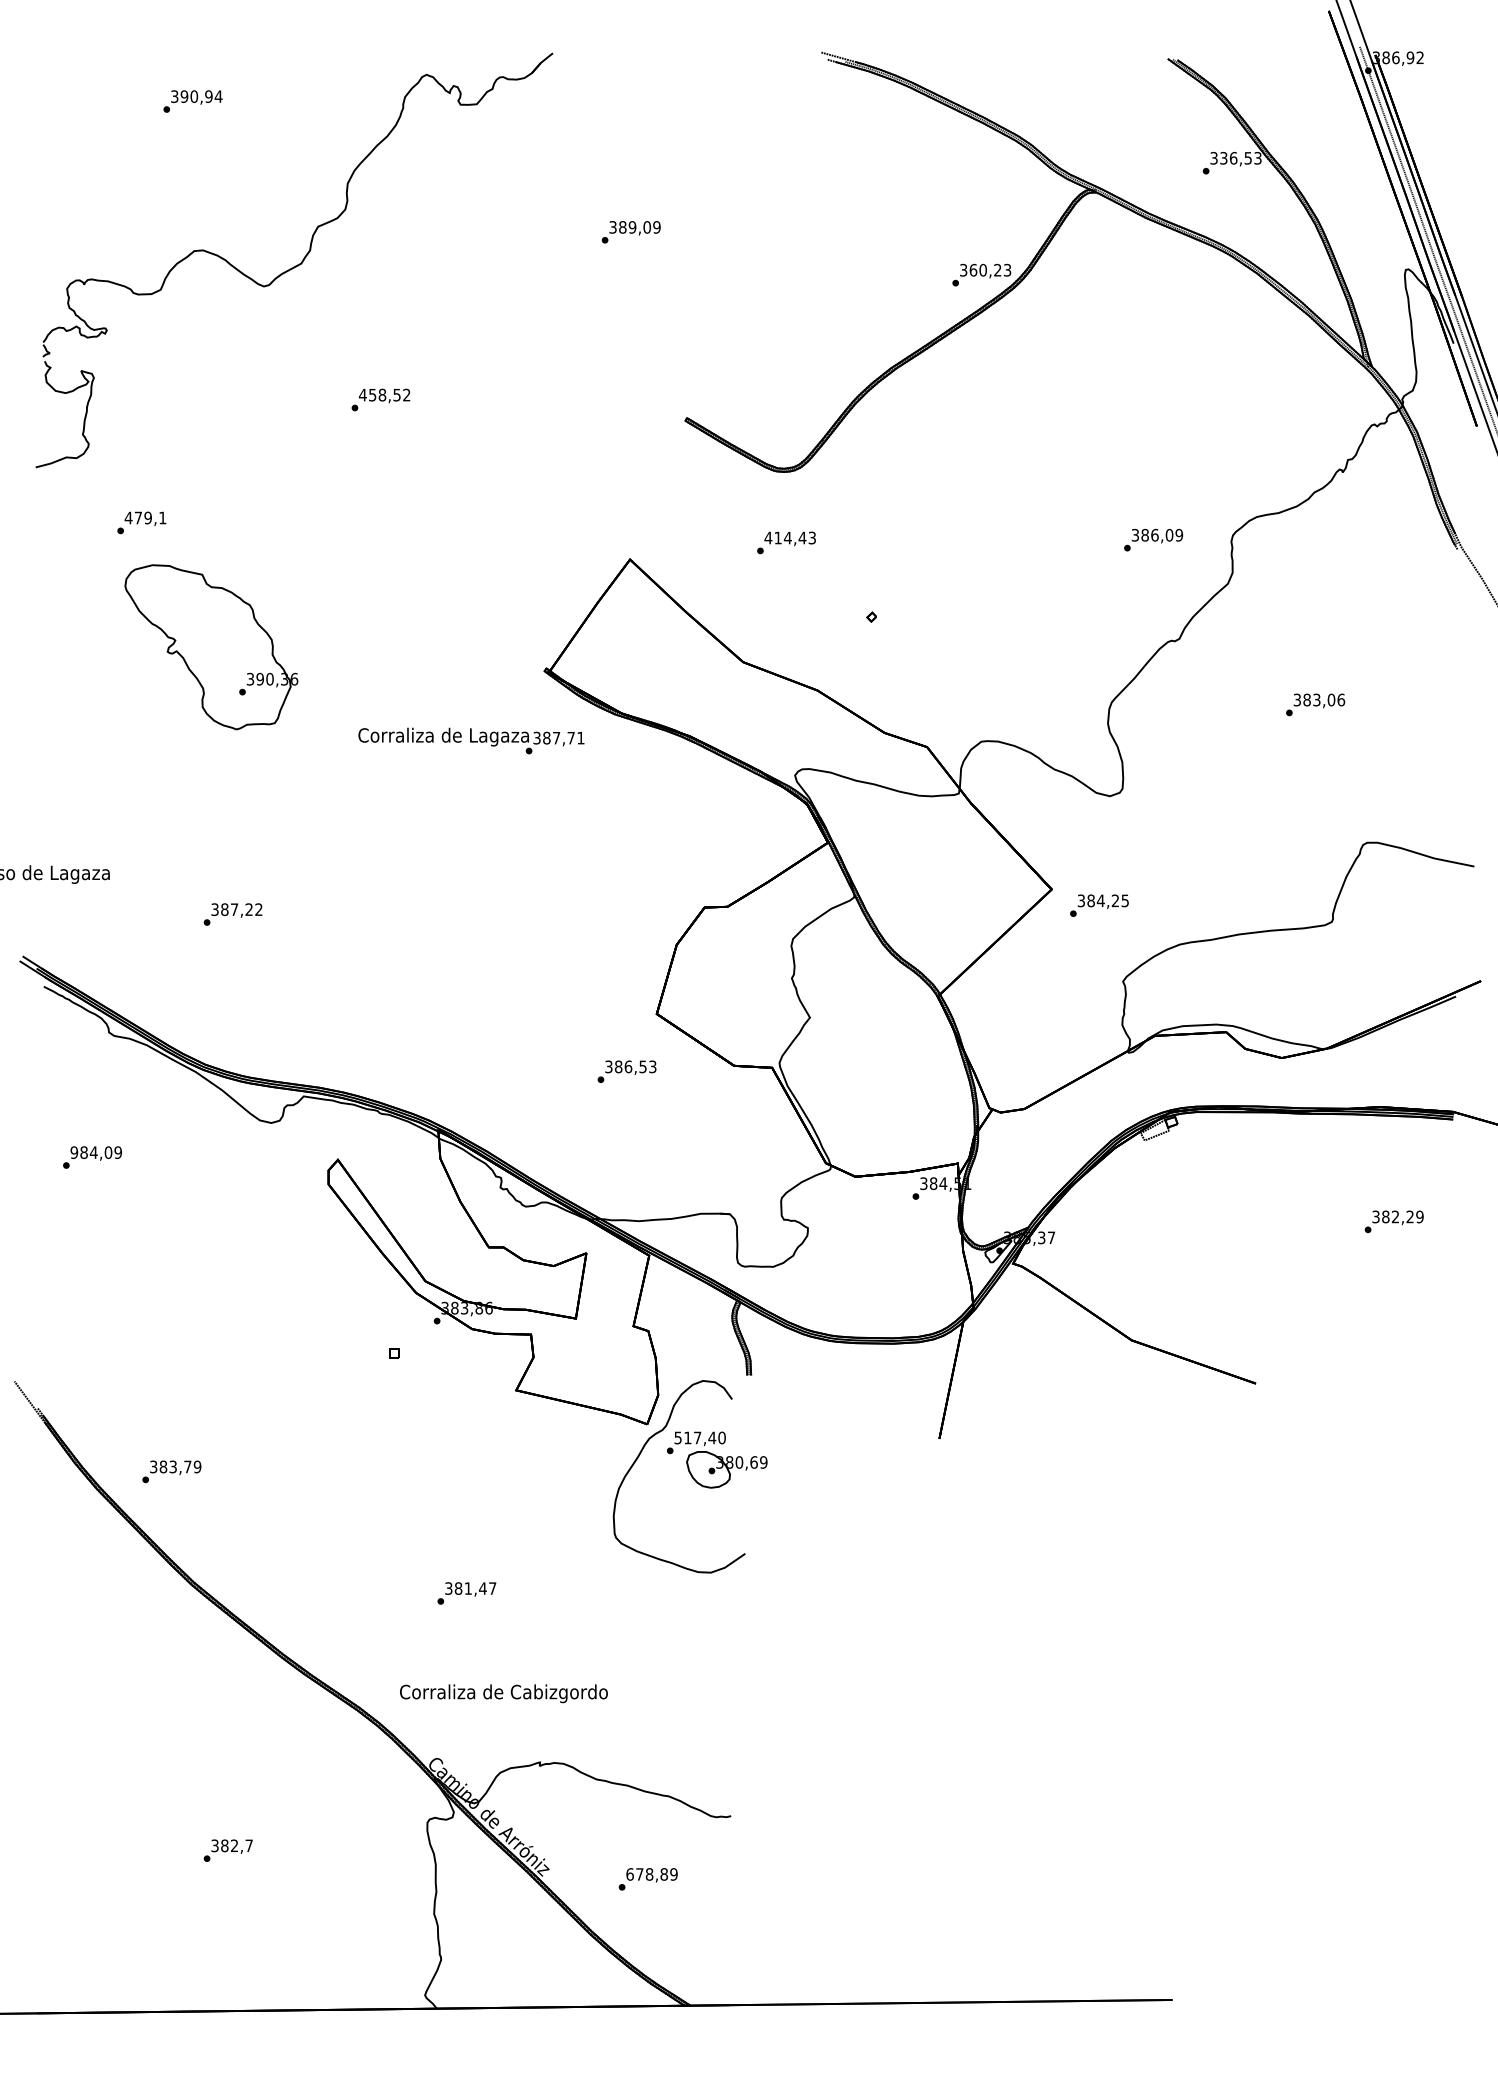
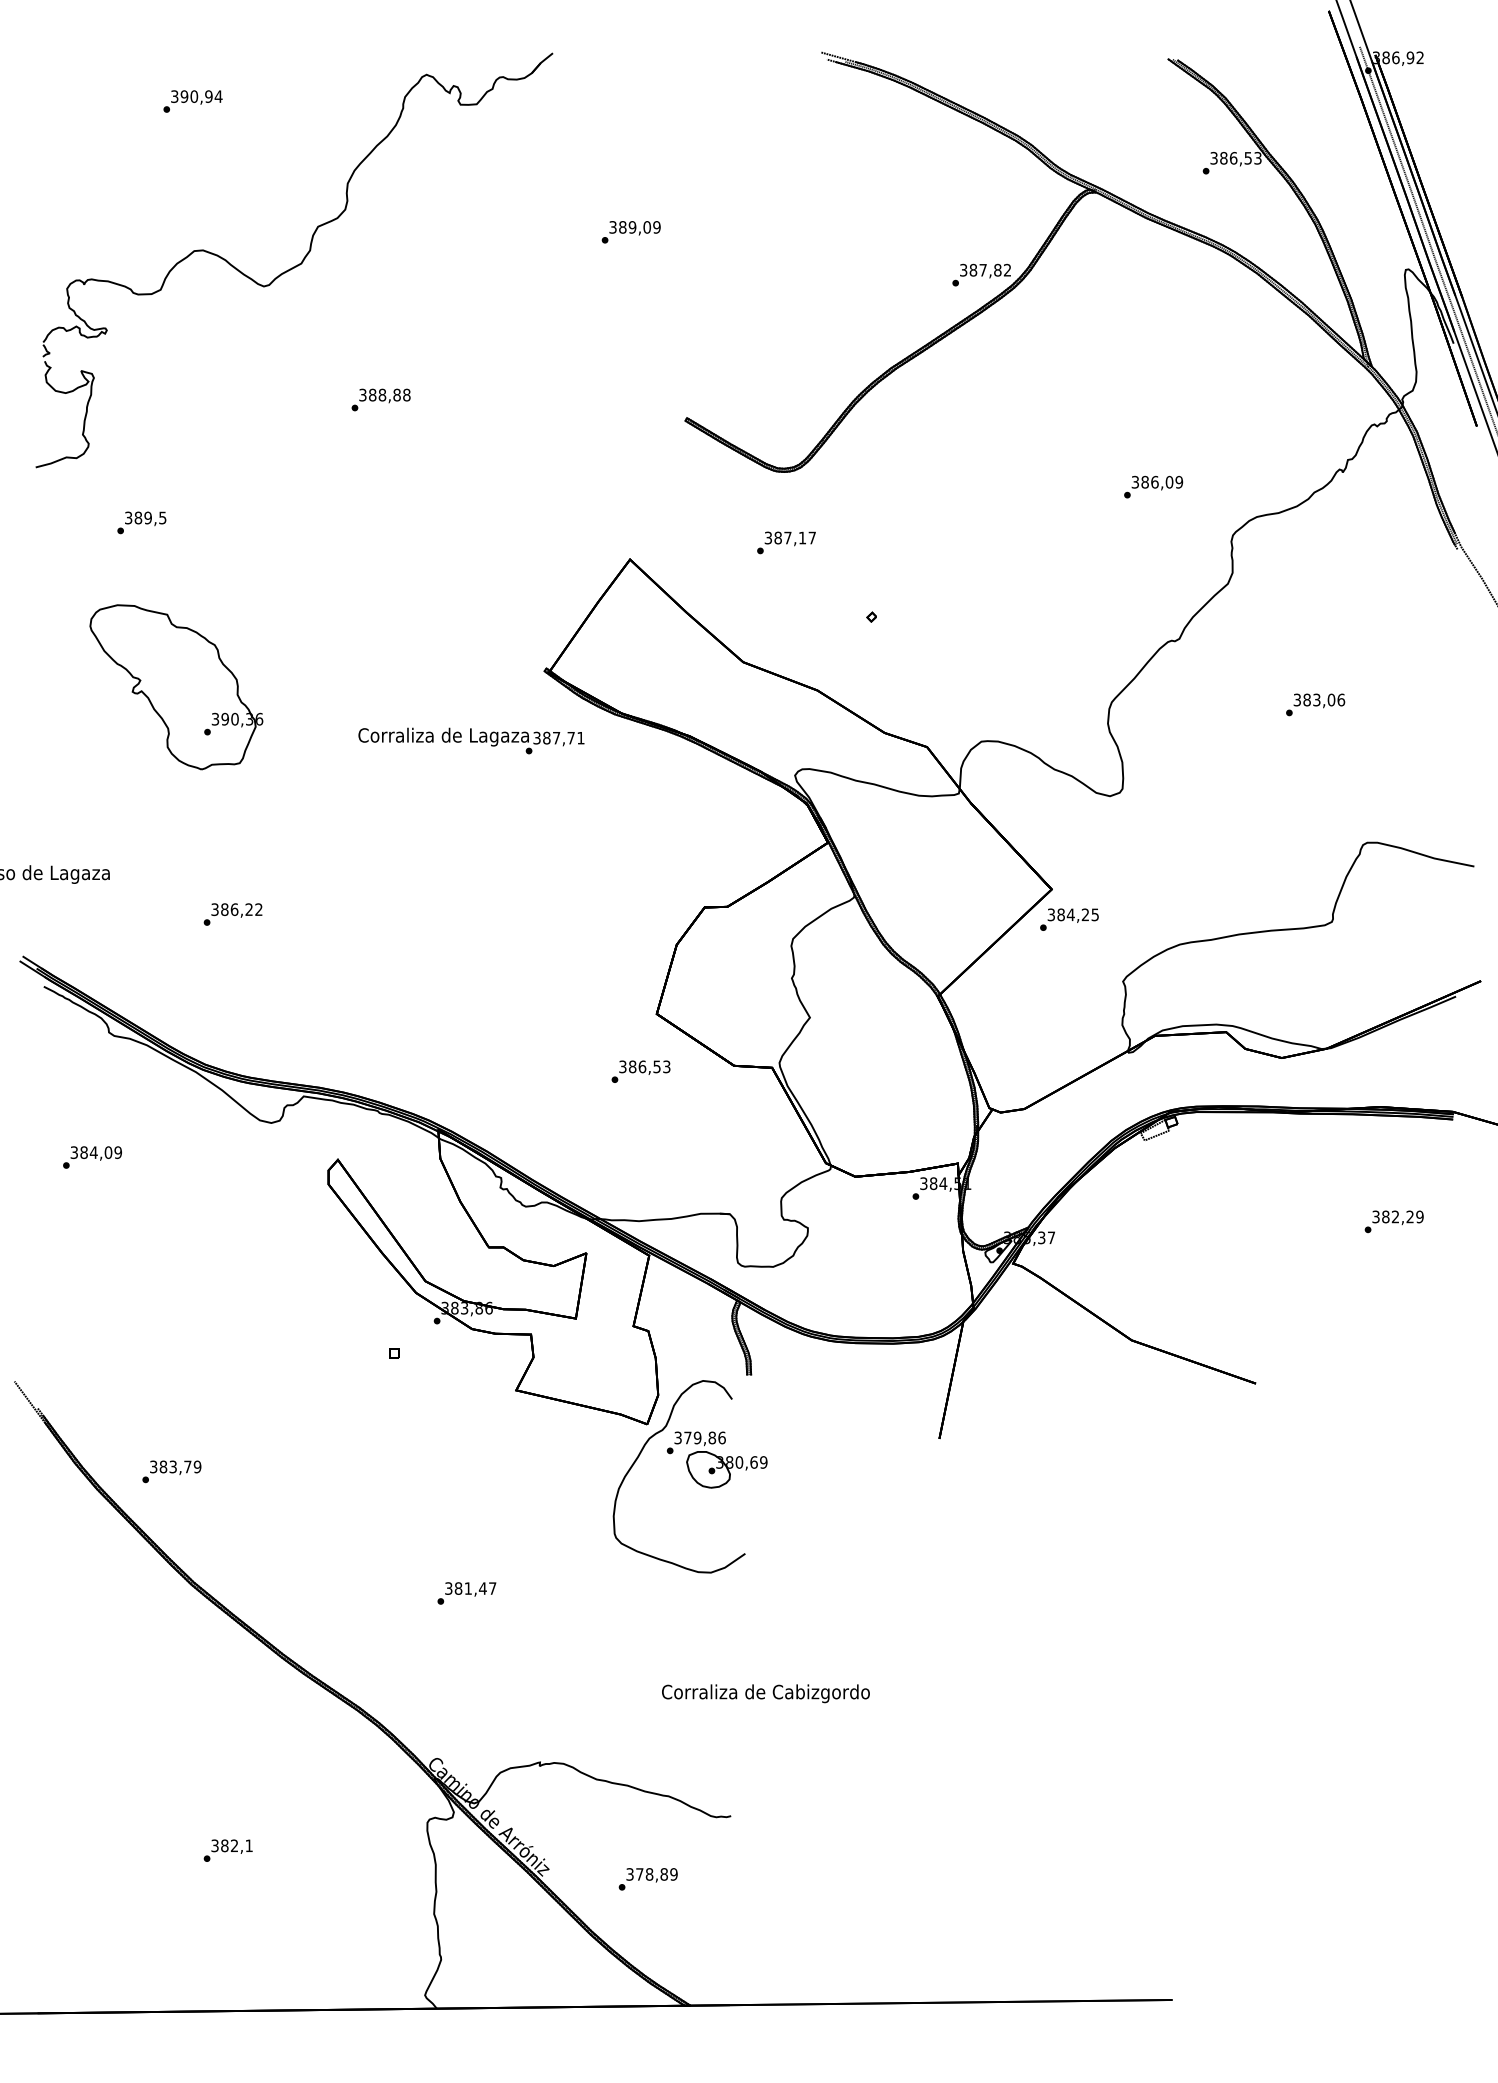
text: 336,53 -> 386,53 (1223, 158)
text: 360,23 -> 387,82 (990, 269)
text: 458,52 -> 388,88 (384, 394)
text: 479,1 -> 389,5 (145, 517)
text: 414,43 -> 387,17 (789, 537)
text position: (1153, 539) -> (1153, 486) (1153, 486)
part position: (211, 647) -> (176, 687) (176, 687)
text position: (1099, 905) -> (1069, 919) (1069, 919)
text: 387,22 -> 386,22 (234, 909)
text position: (626, 1071) -> (640, 1071) (640, 1071)
text: 984,09 -> 384,09 (74, 1152)
text: 517,40 -> 379,86 (699, 1437)
text position: (503, 1693) -> (765, 1693) (765, 1693)
text: 382,7 -> 382,1 (248, 1845)
text: 678,89 -> 378,89 (629, 1874)
